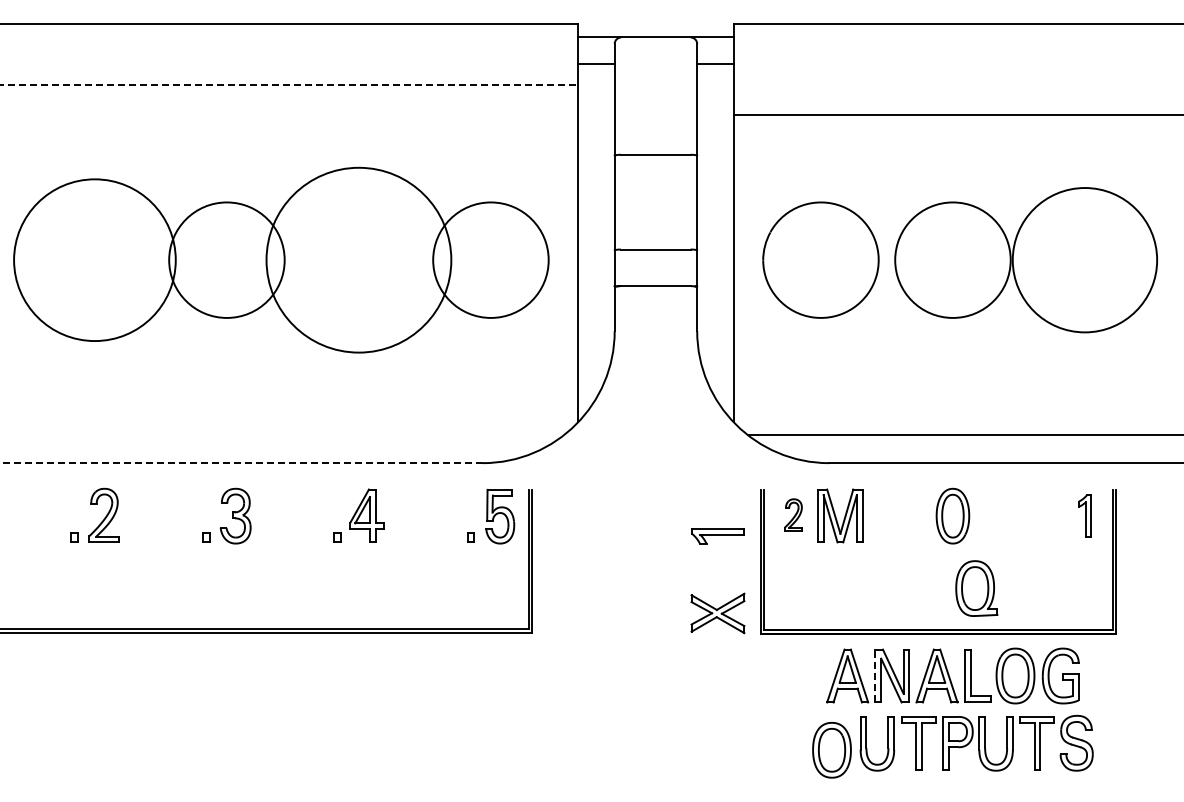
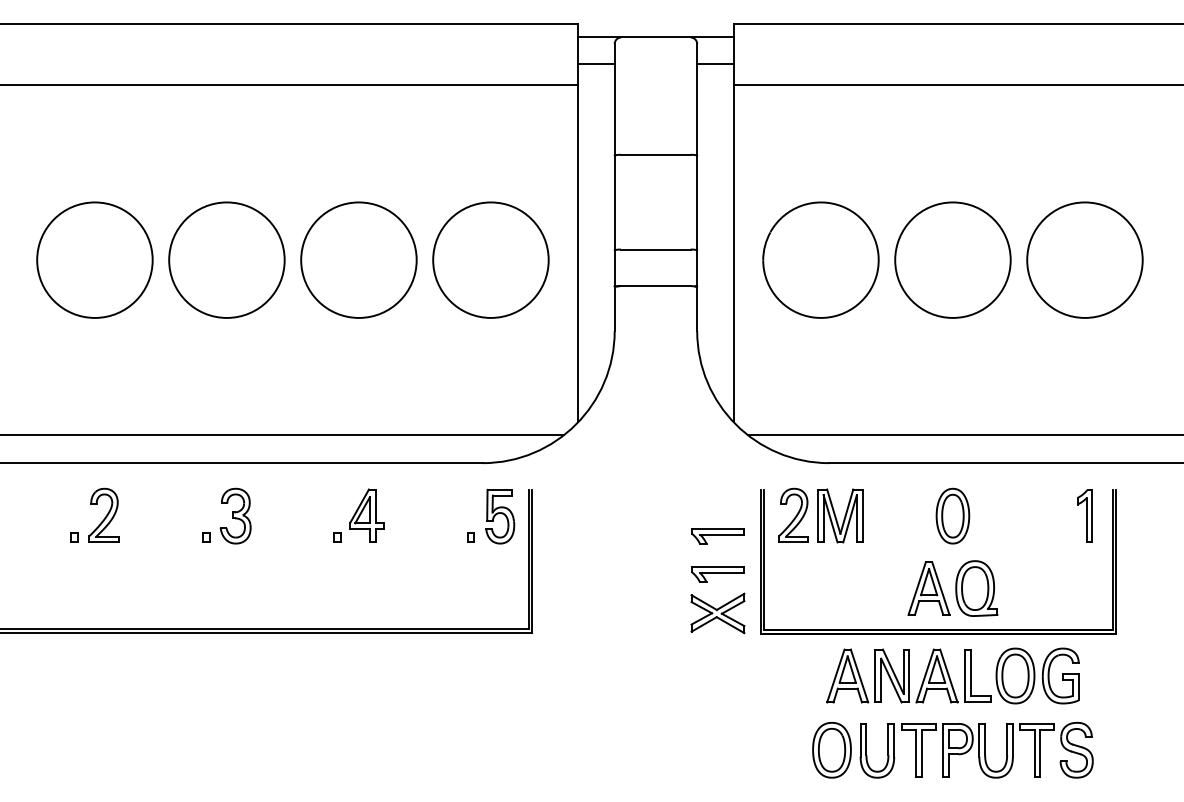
line: dashed -> solid (289, 85)
line position: (956, 115) -> (956, 85) (956, 85)
circle diameter: 185 px -> 116 px (358, 259)
circle diameter: 162 px -> 116 px (94, 259)
circle diameter: 144 px -> 116 px (1084, 259)
line: none -> present (282, 435)
line: dashed -> solid (241, 463)
part size: 19x34 px -> 31x56 px (793, 514)
part size: 14x44 px -> 16x54 px (1084, 515)
part: none -> present (717, 574)
part: none -> present (928, 588)
line: dashed -> solid (875, 675)
part position: (976, 742) -> (976, 749) (976, 749)
